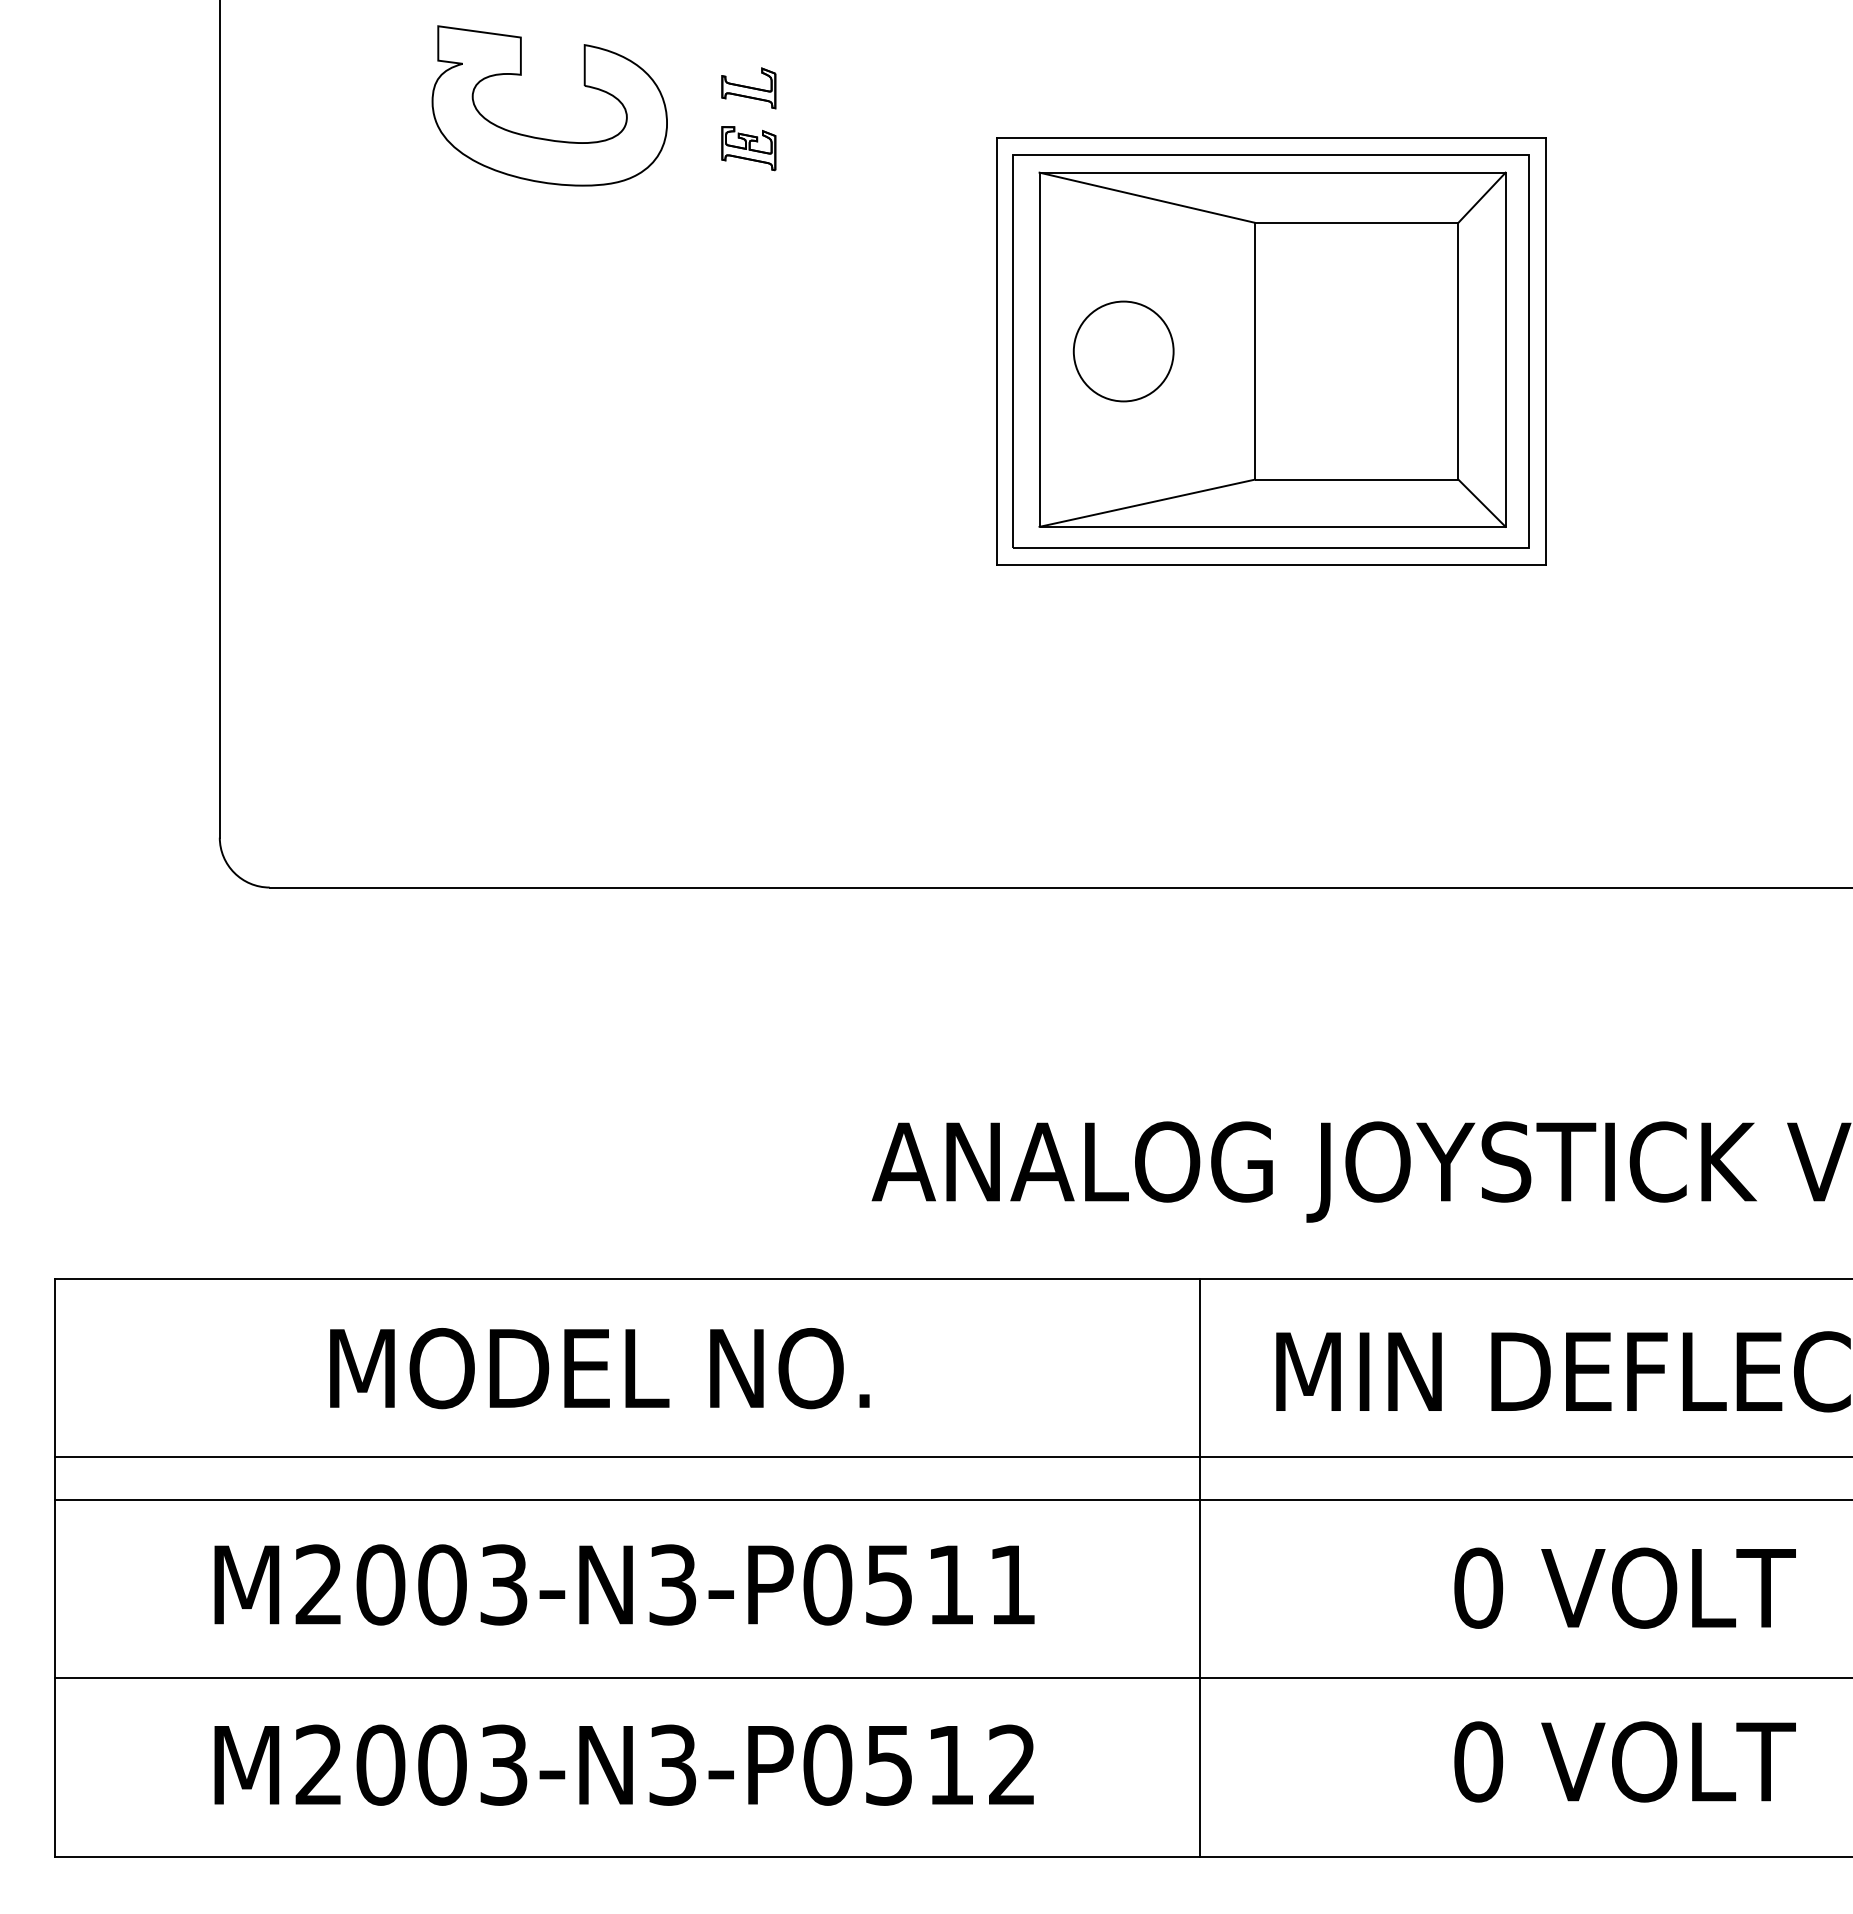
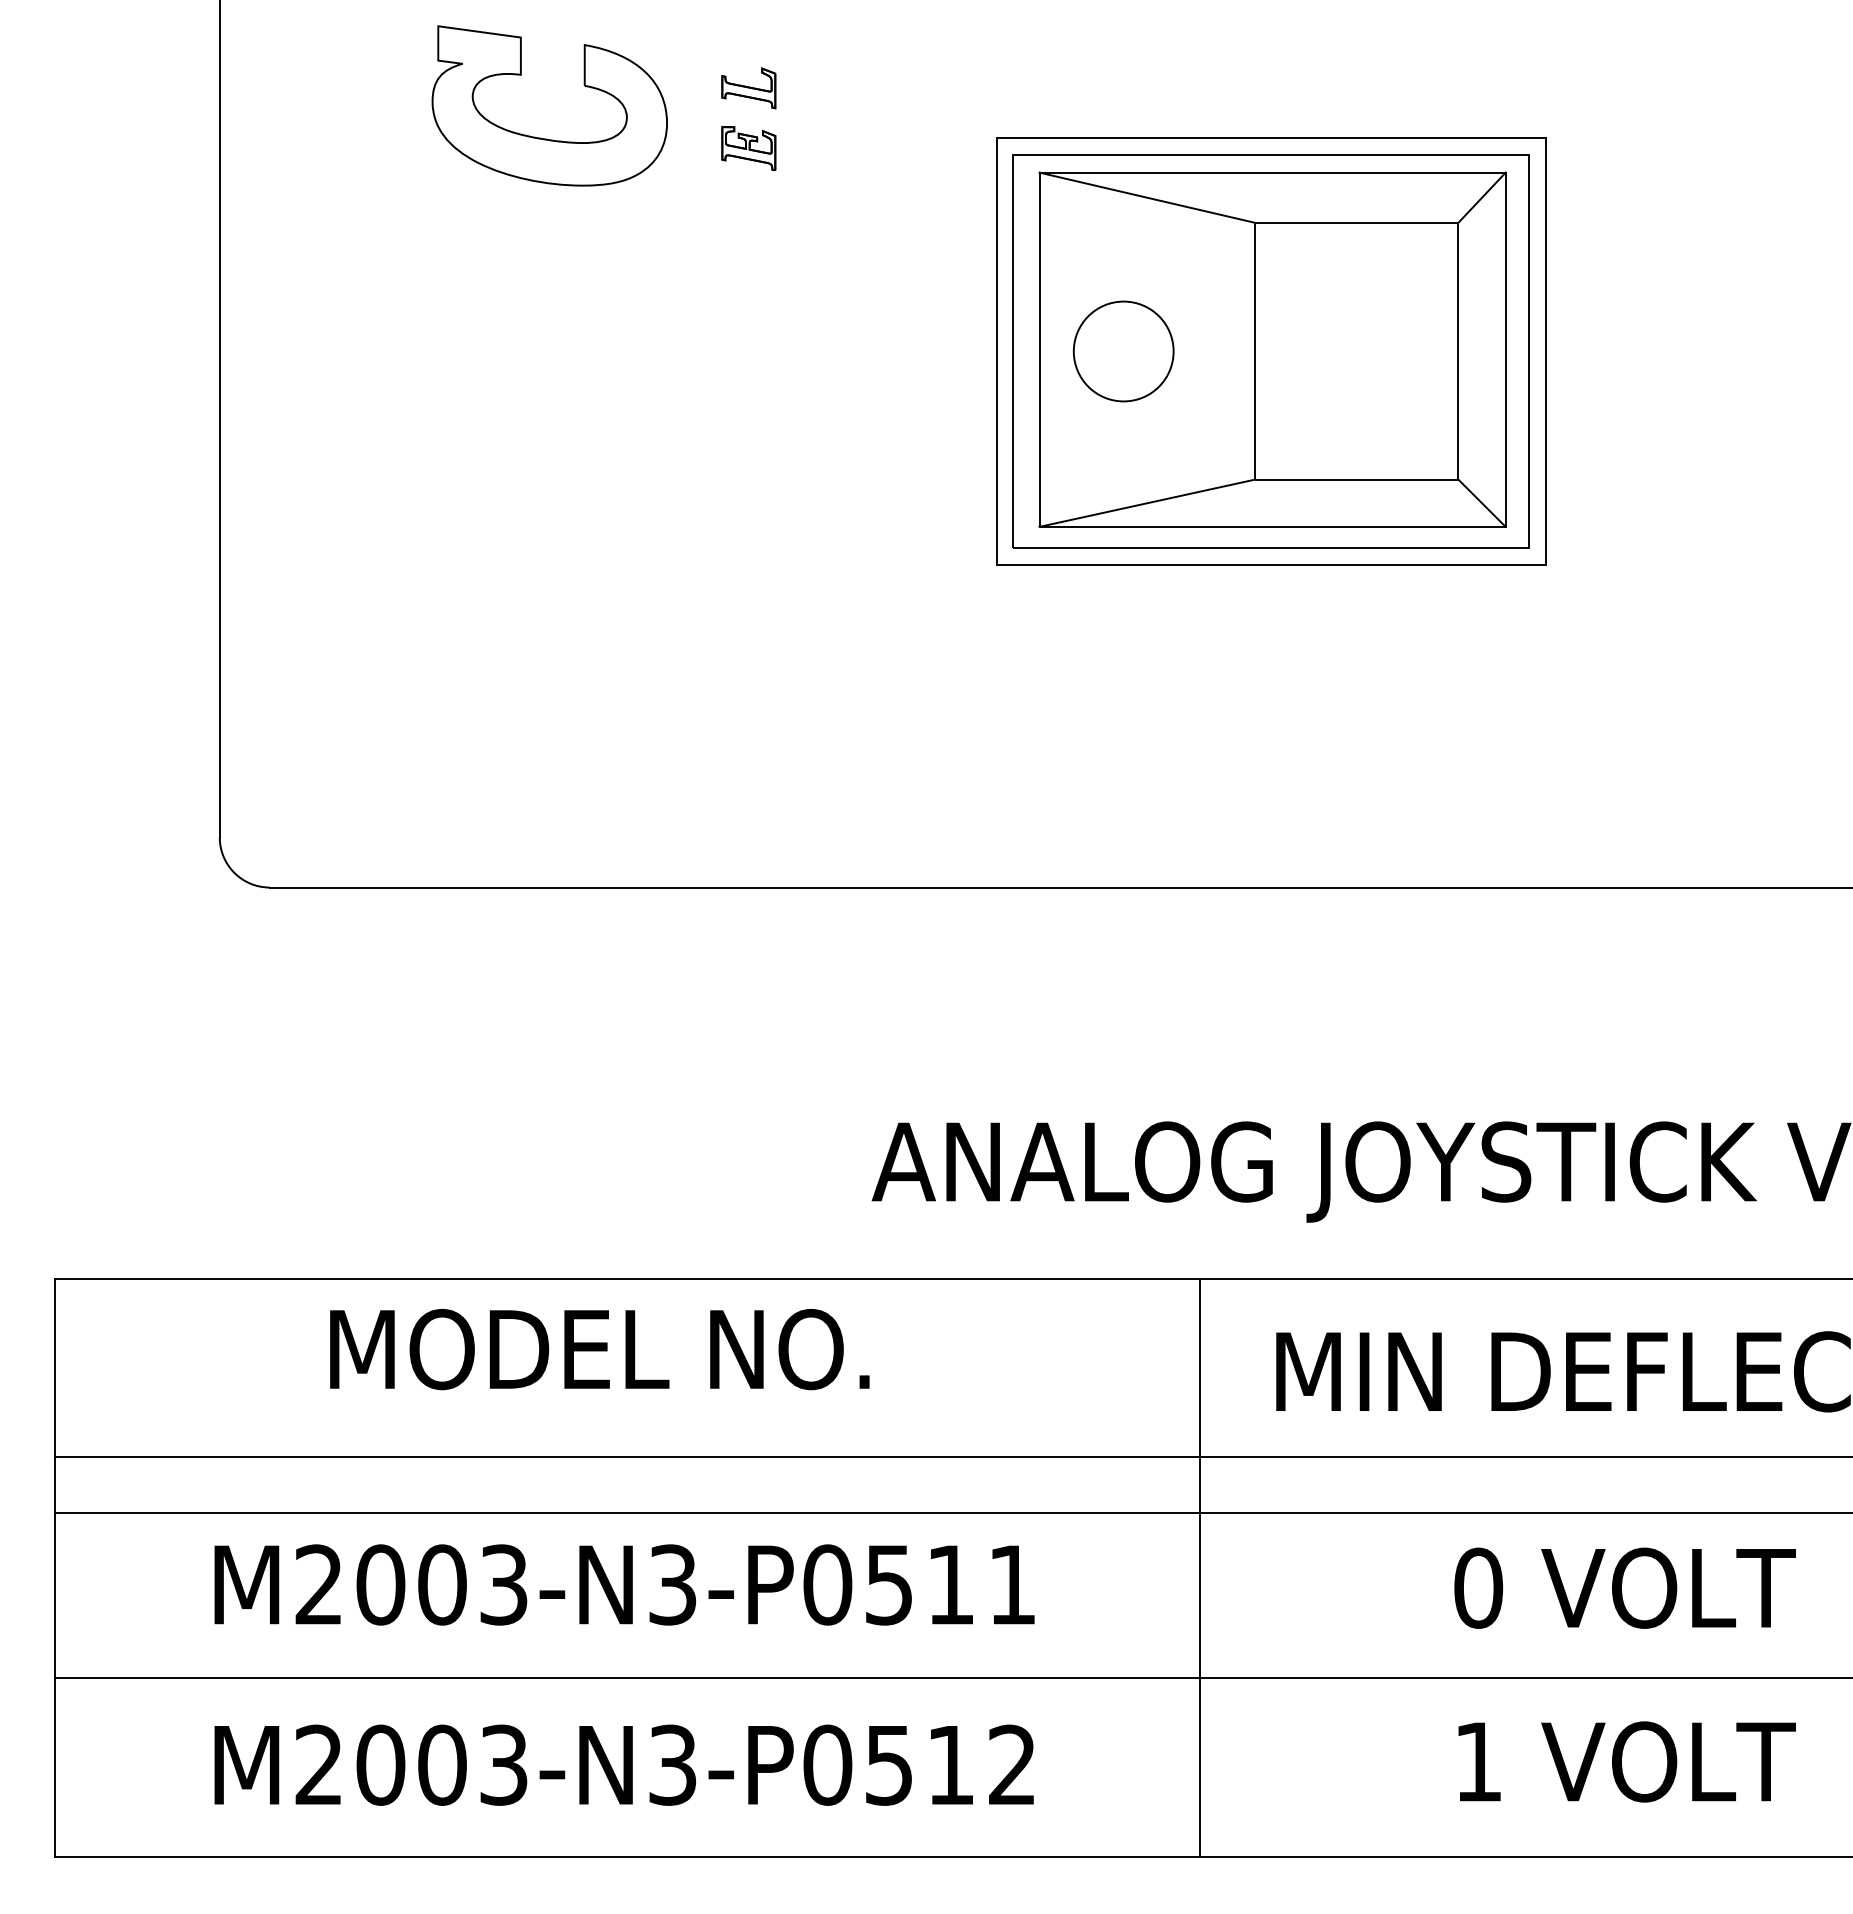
text position: (599, 1368) -> (599, 1349) (599, 1349)
line position: (952, 1500) -> (952, 1513) (952, 1513)
text: 0 -> 1 (1478, 1761)
